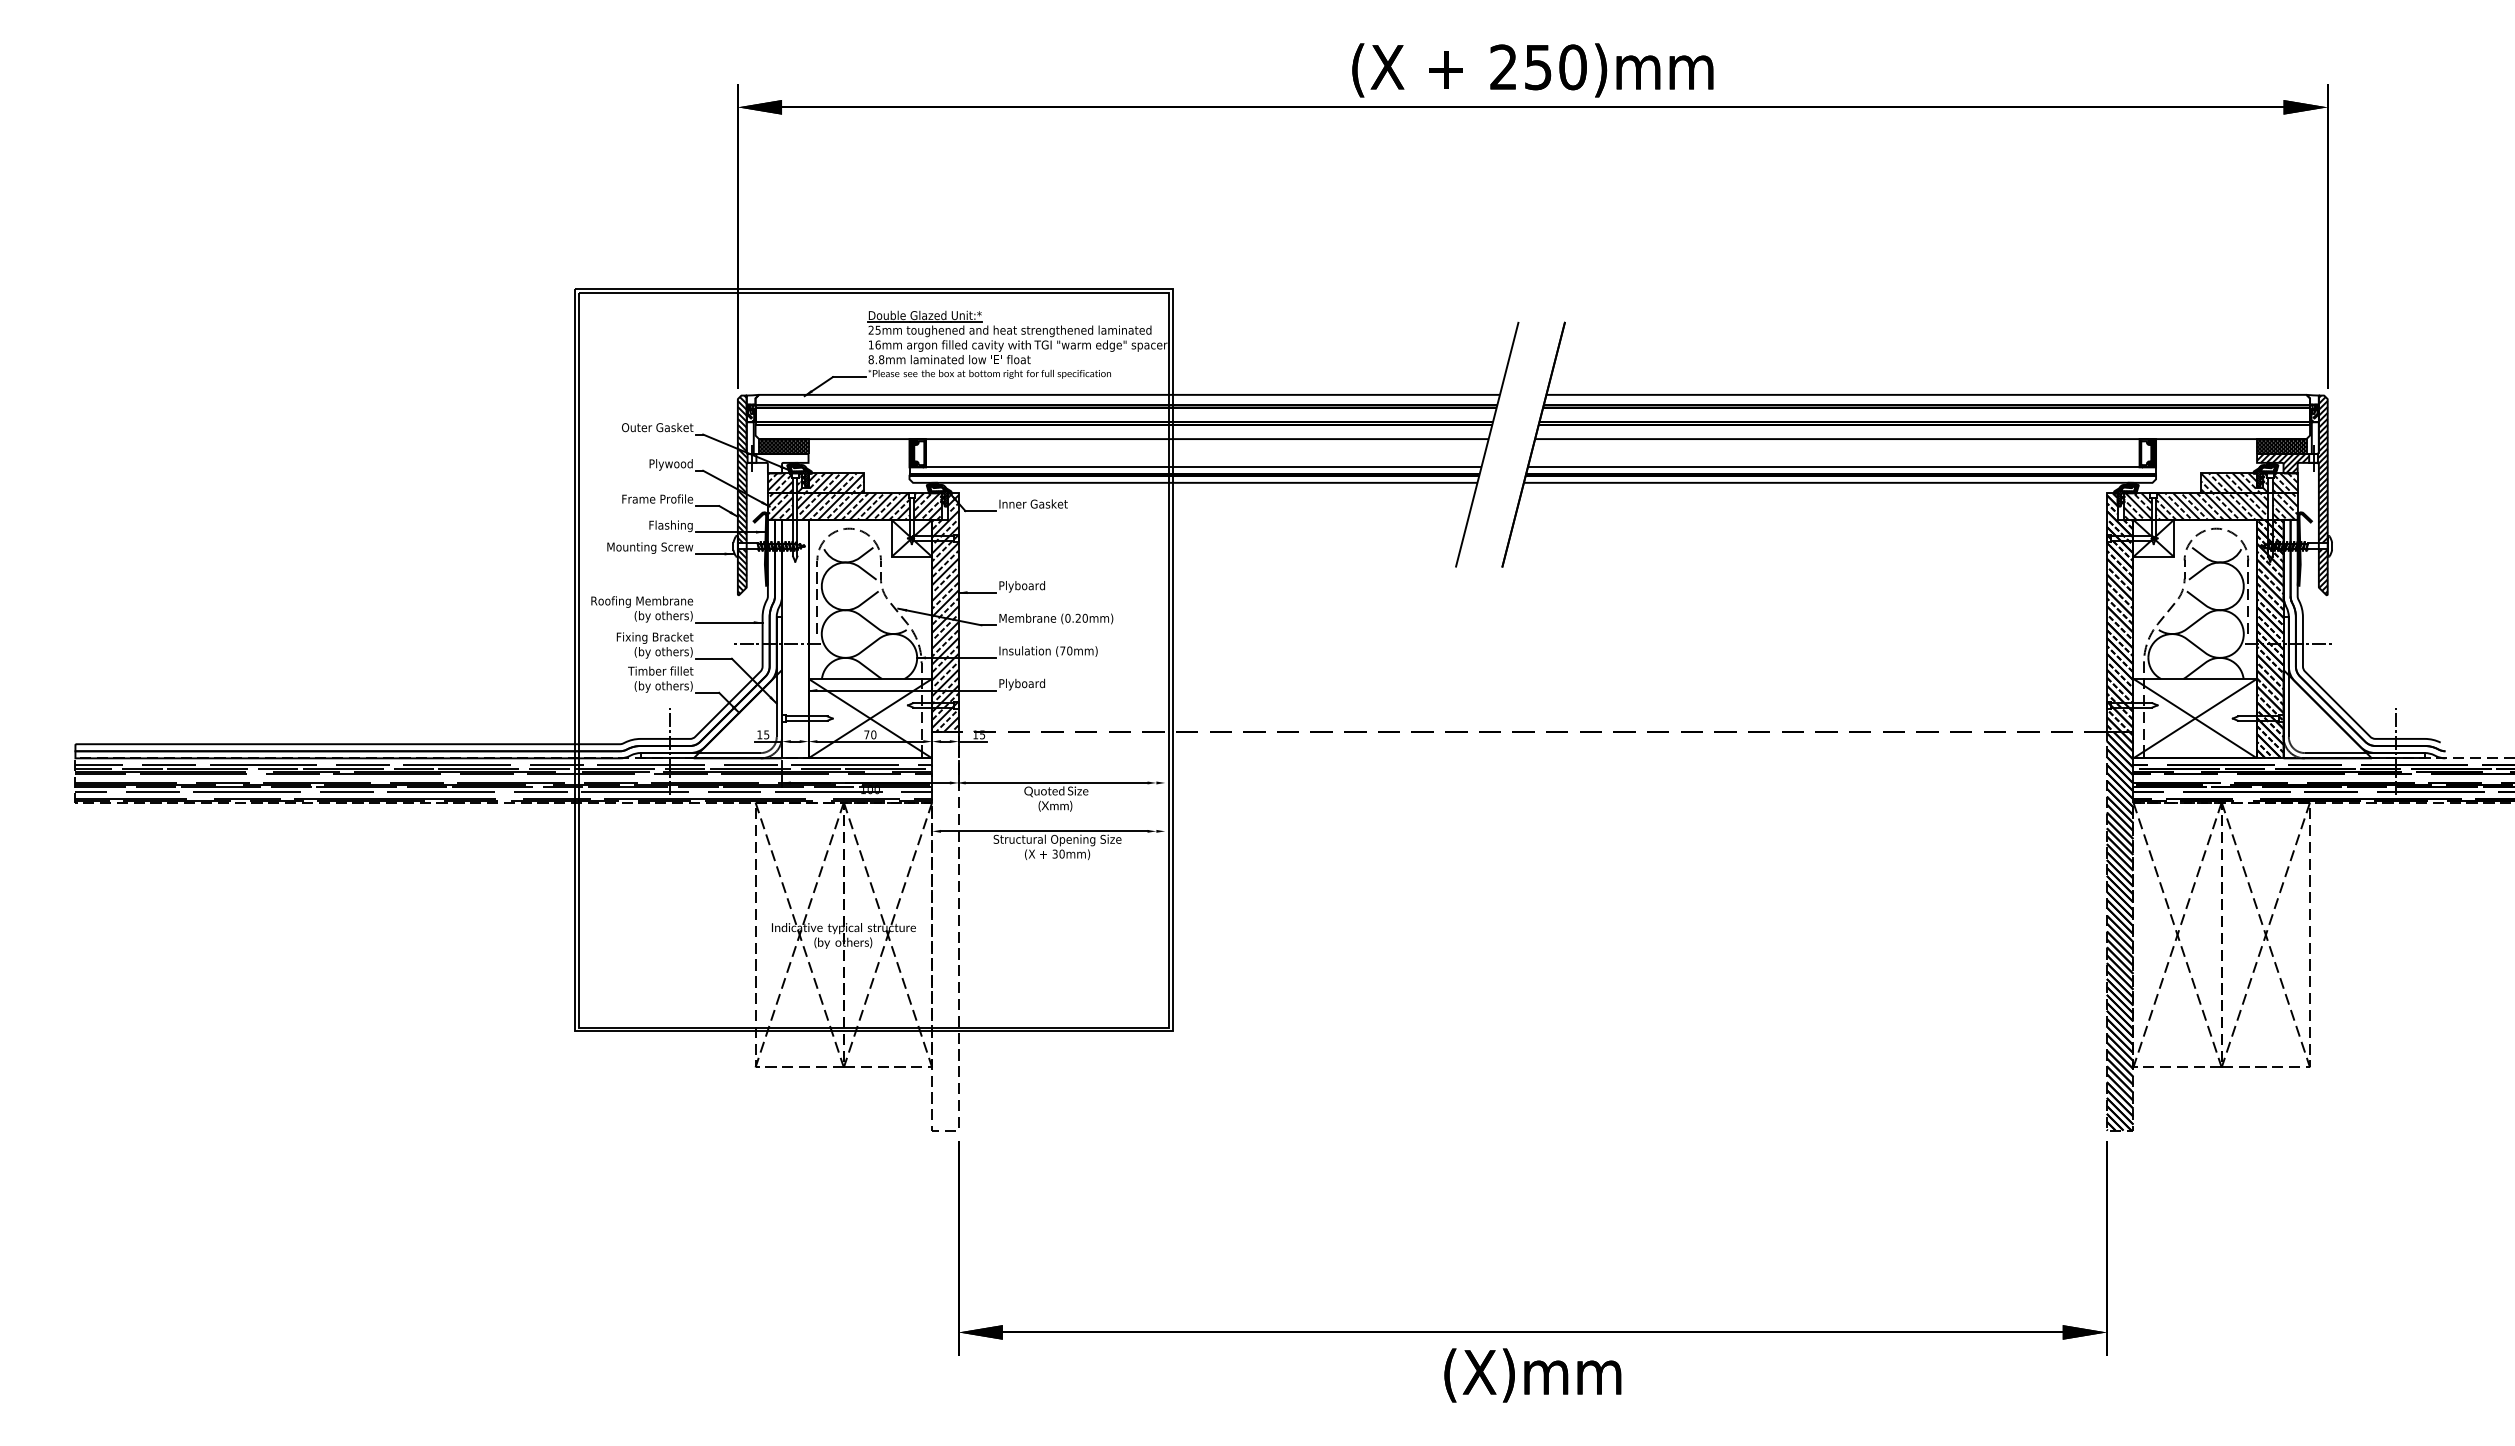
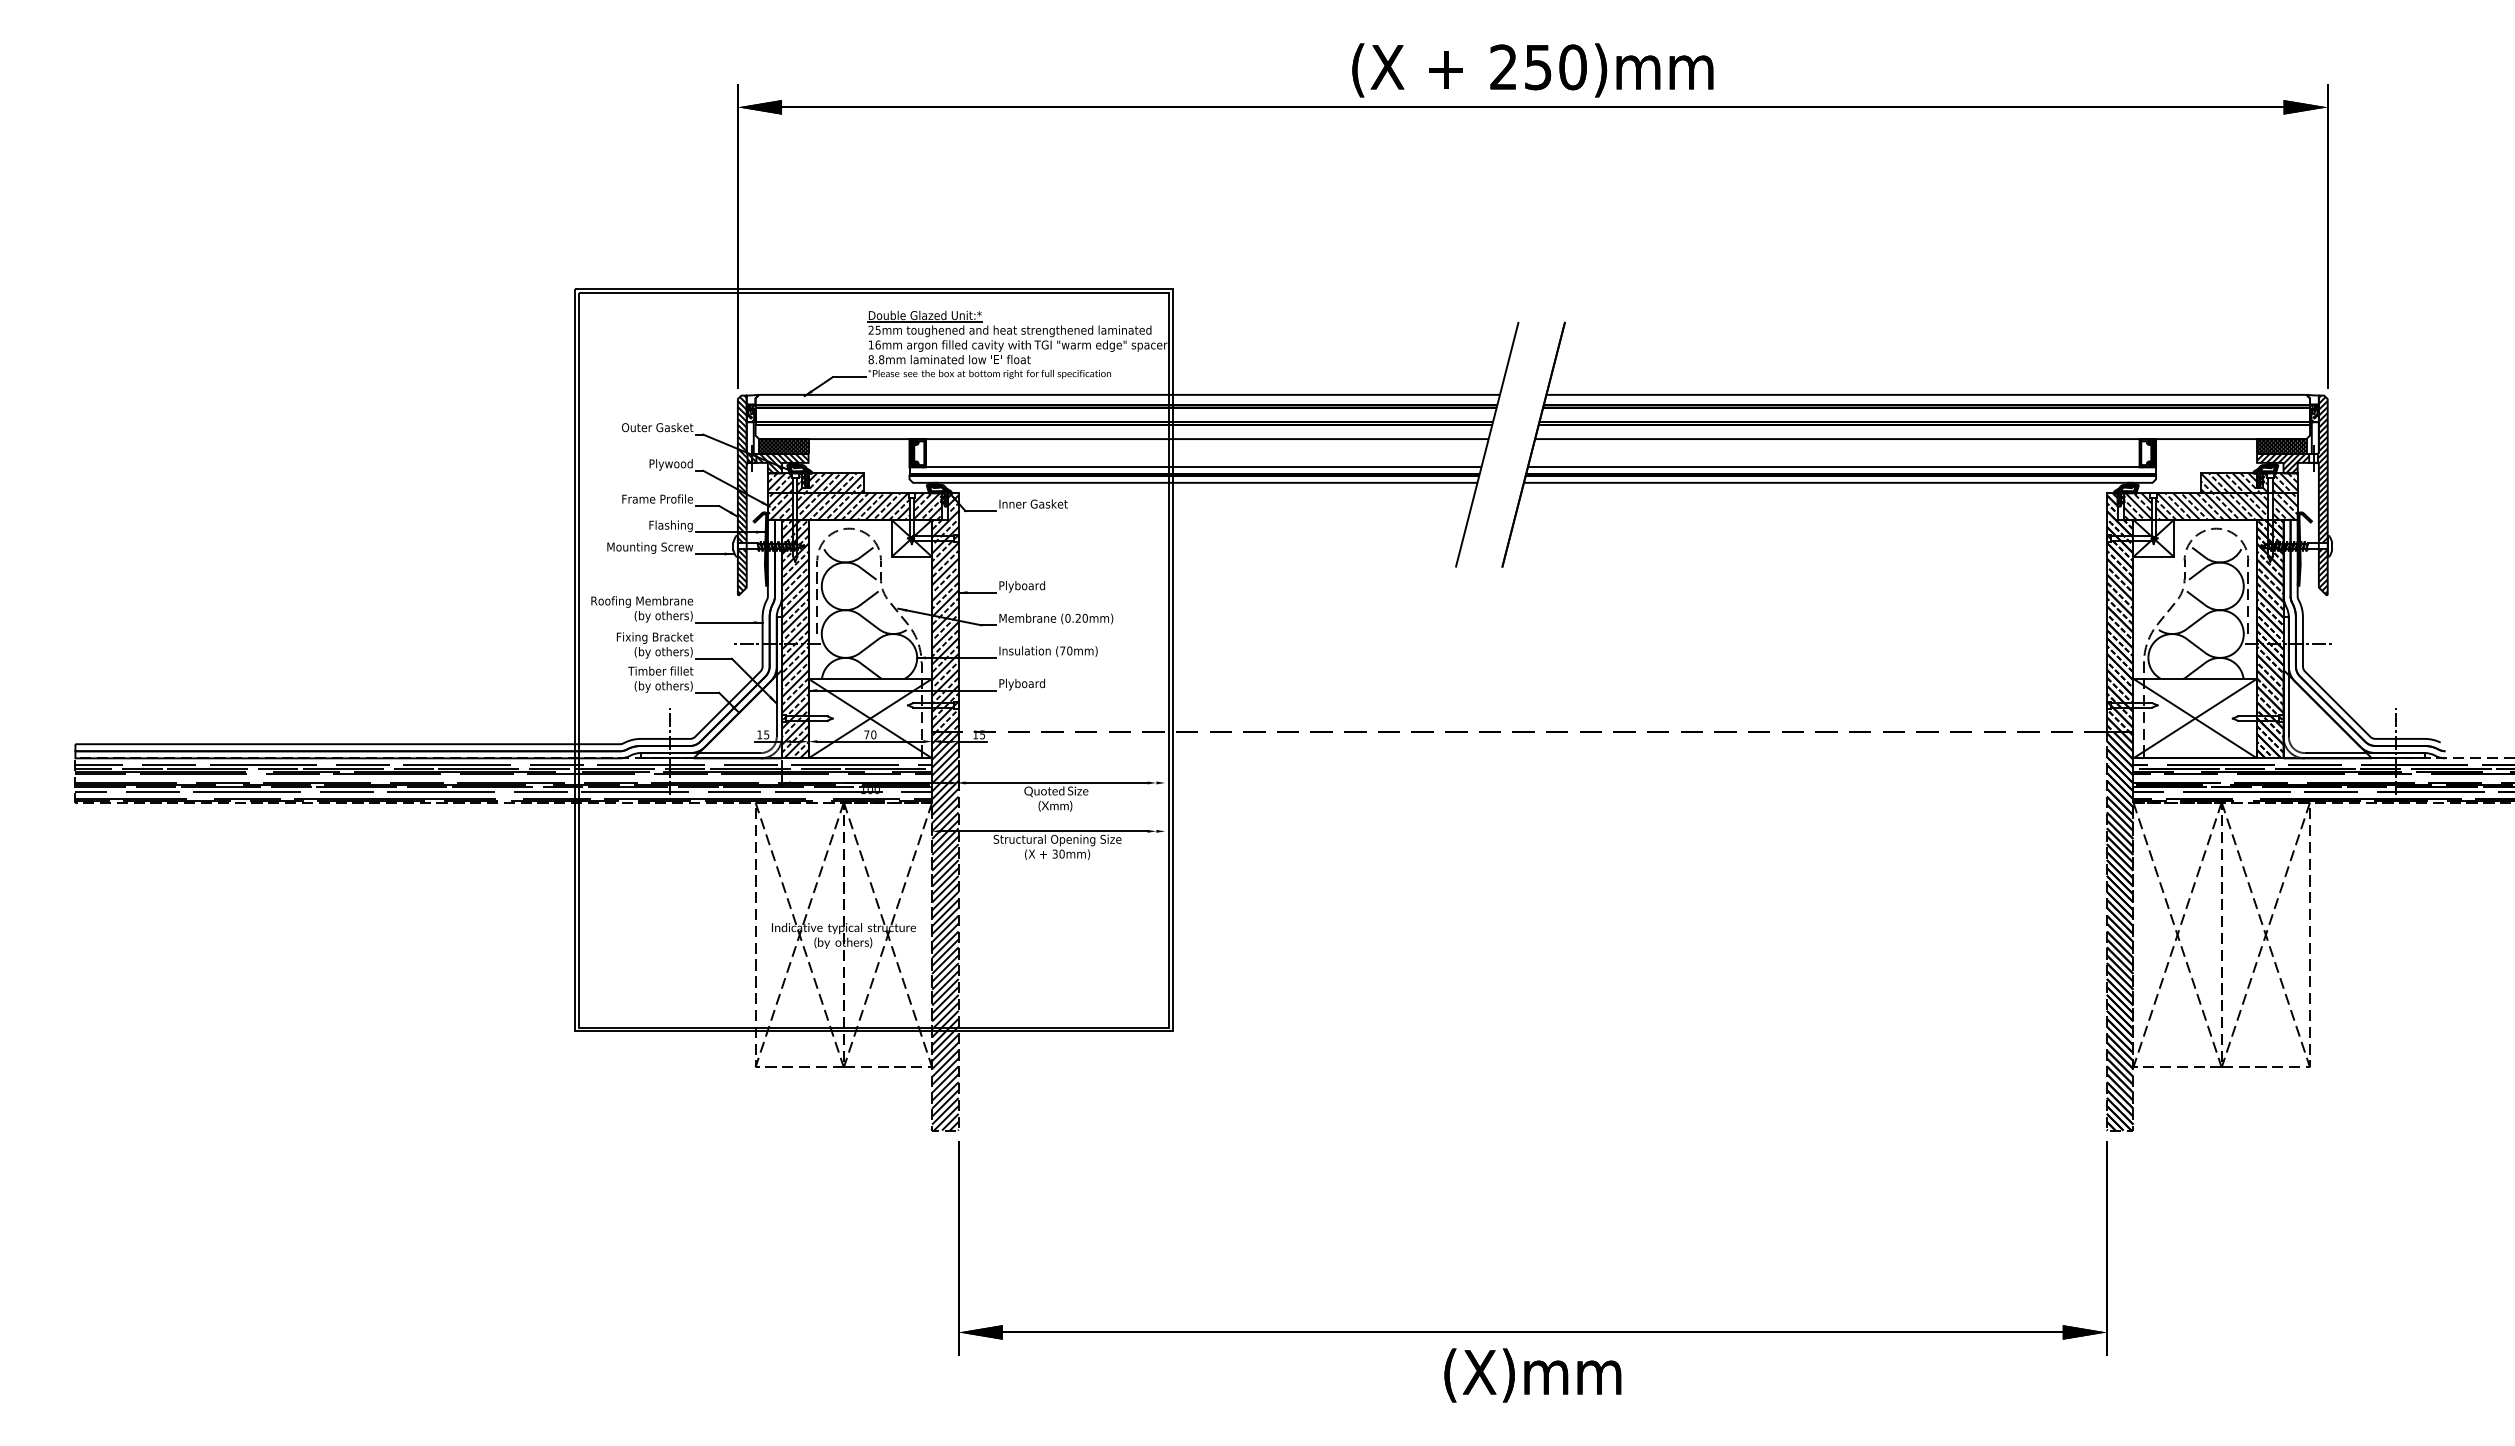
hatch: none -> present (777, 435)
hatch: none -> present (795, 638)
hatch: none -> present (945, 930)
